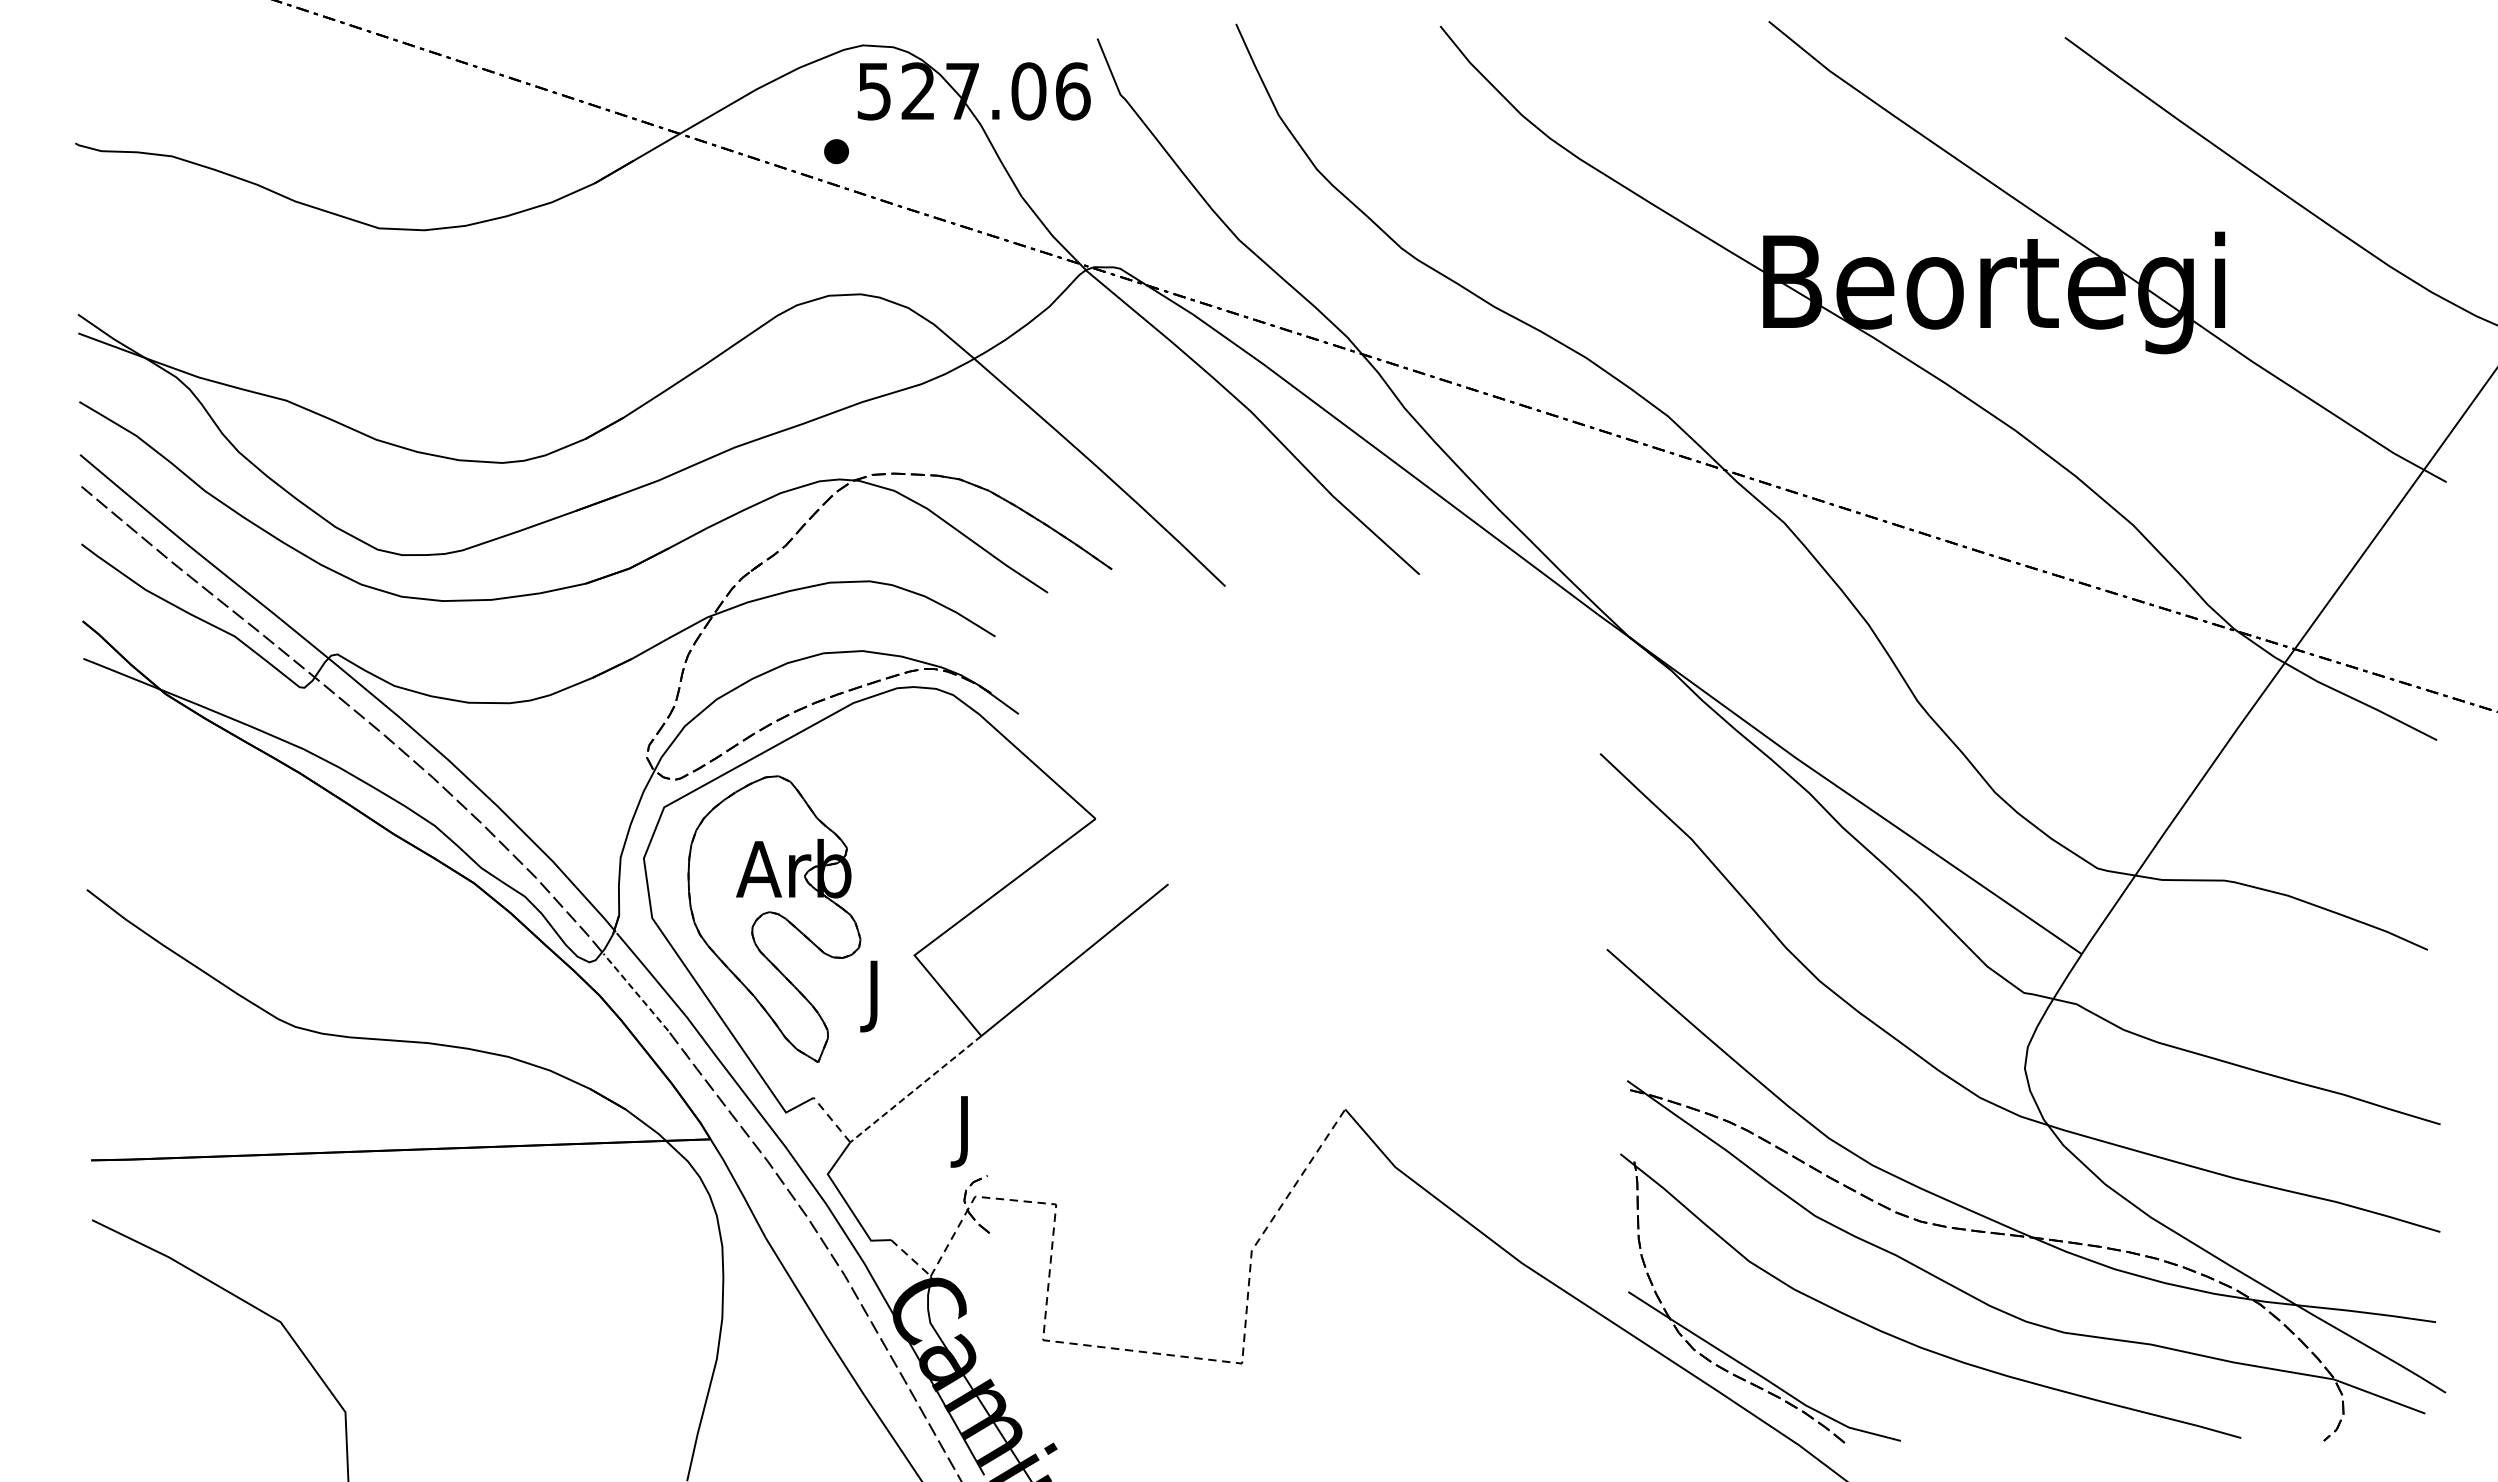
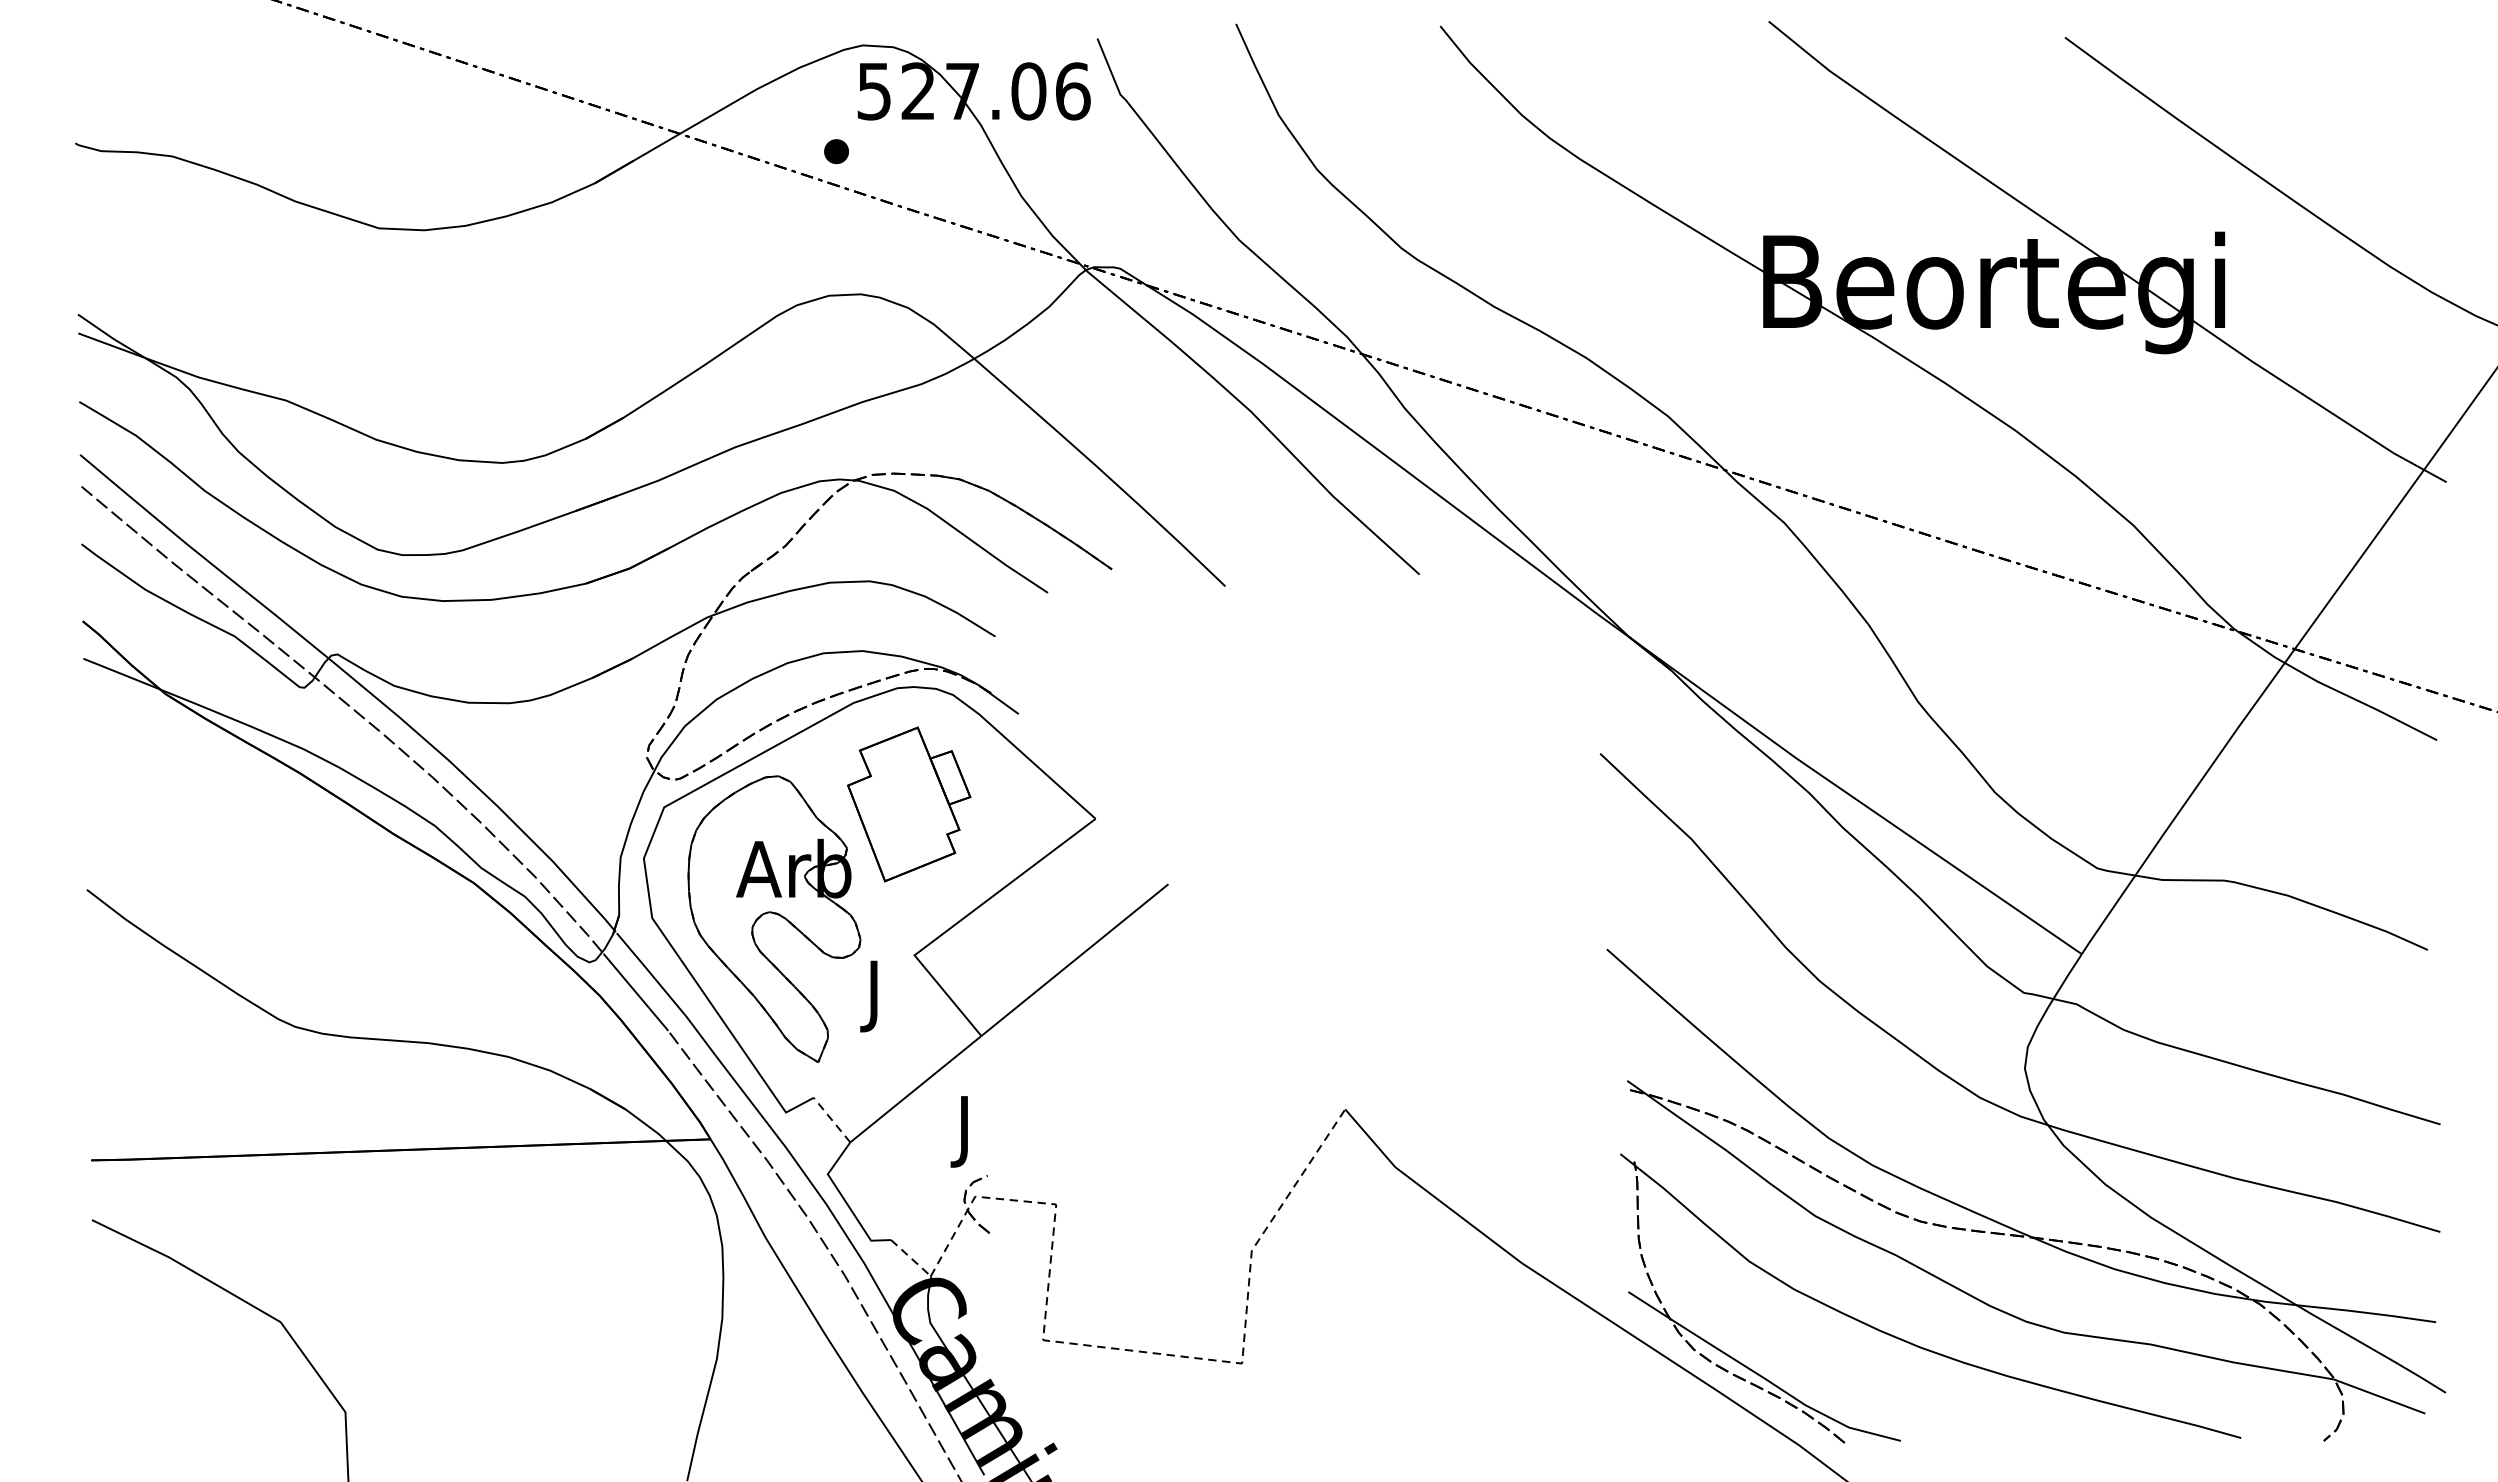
part: none -> present (909, 804)
line: dashed -> solid (635, 991)
line: dashed -> solid (915, 1089)
